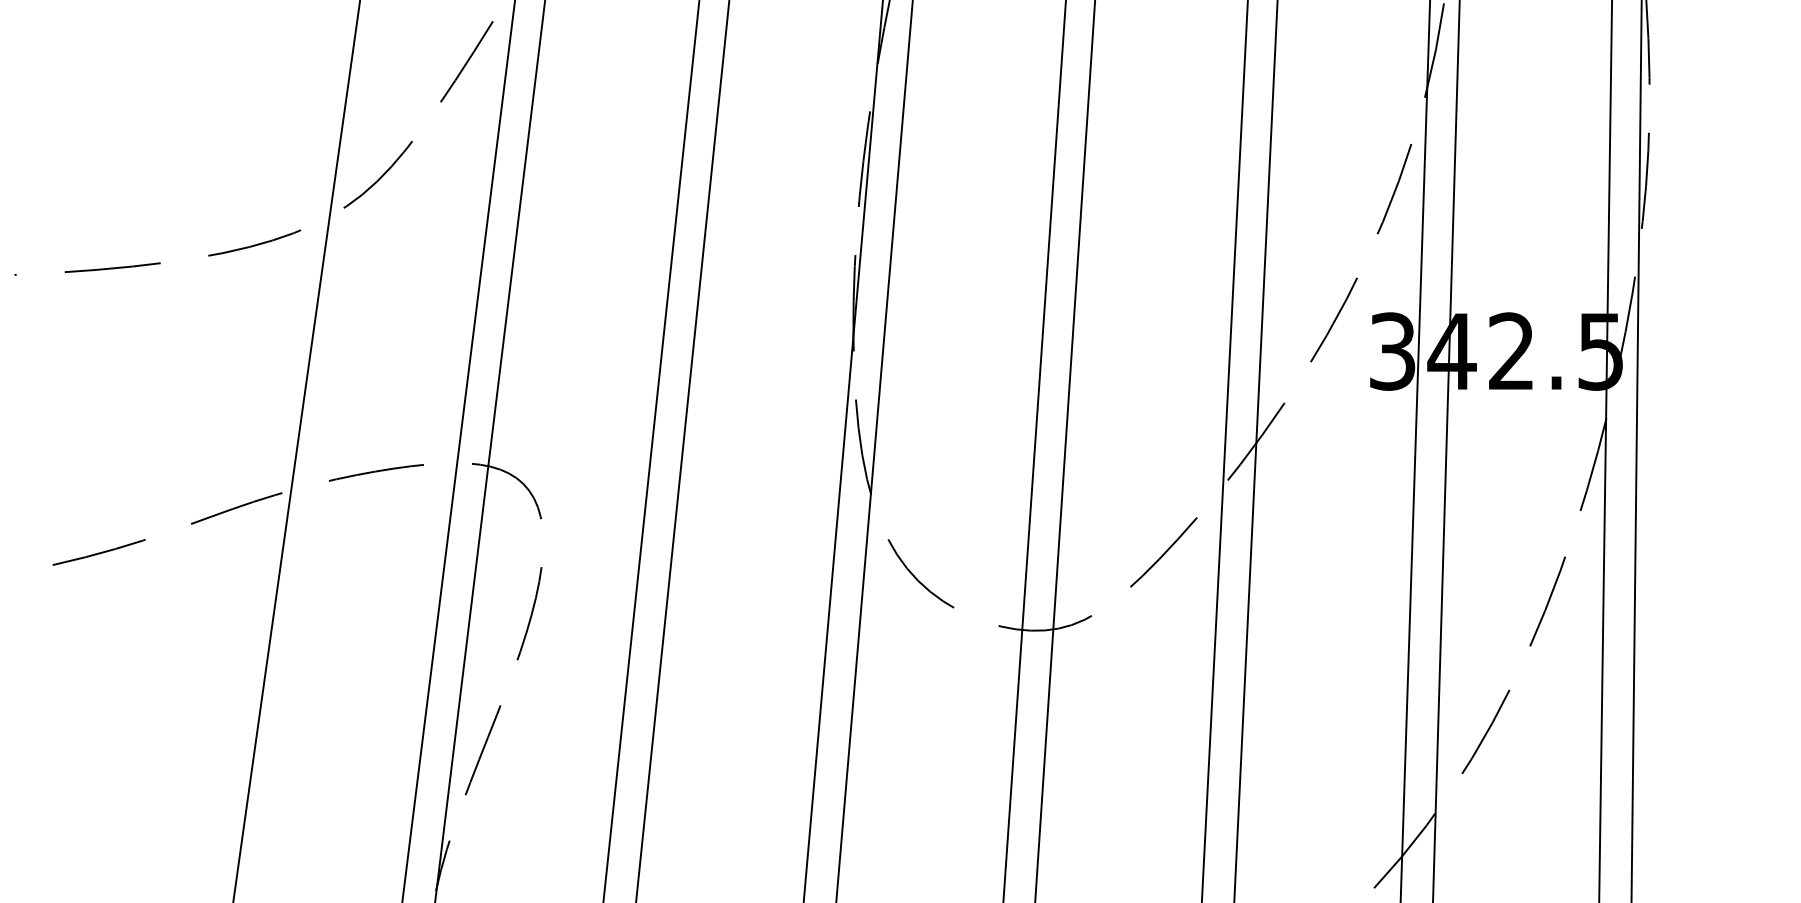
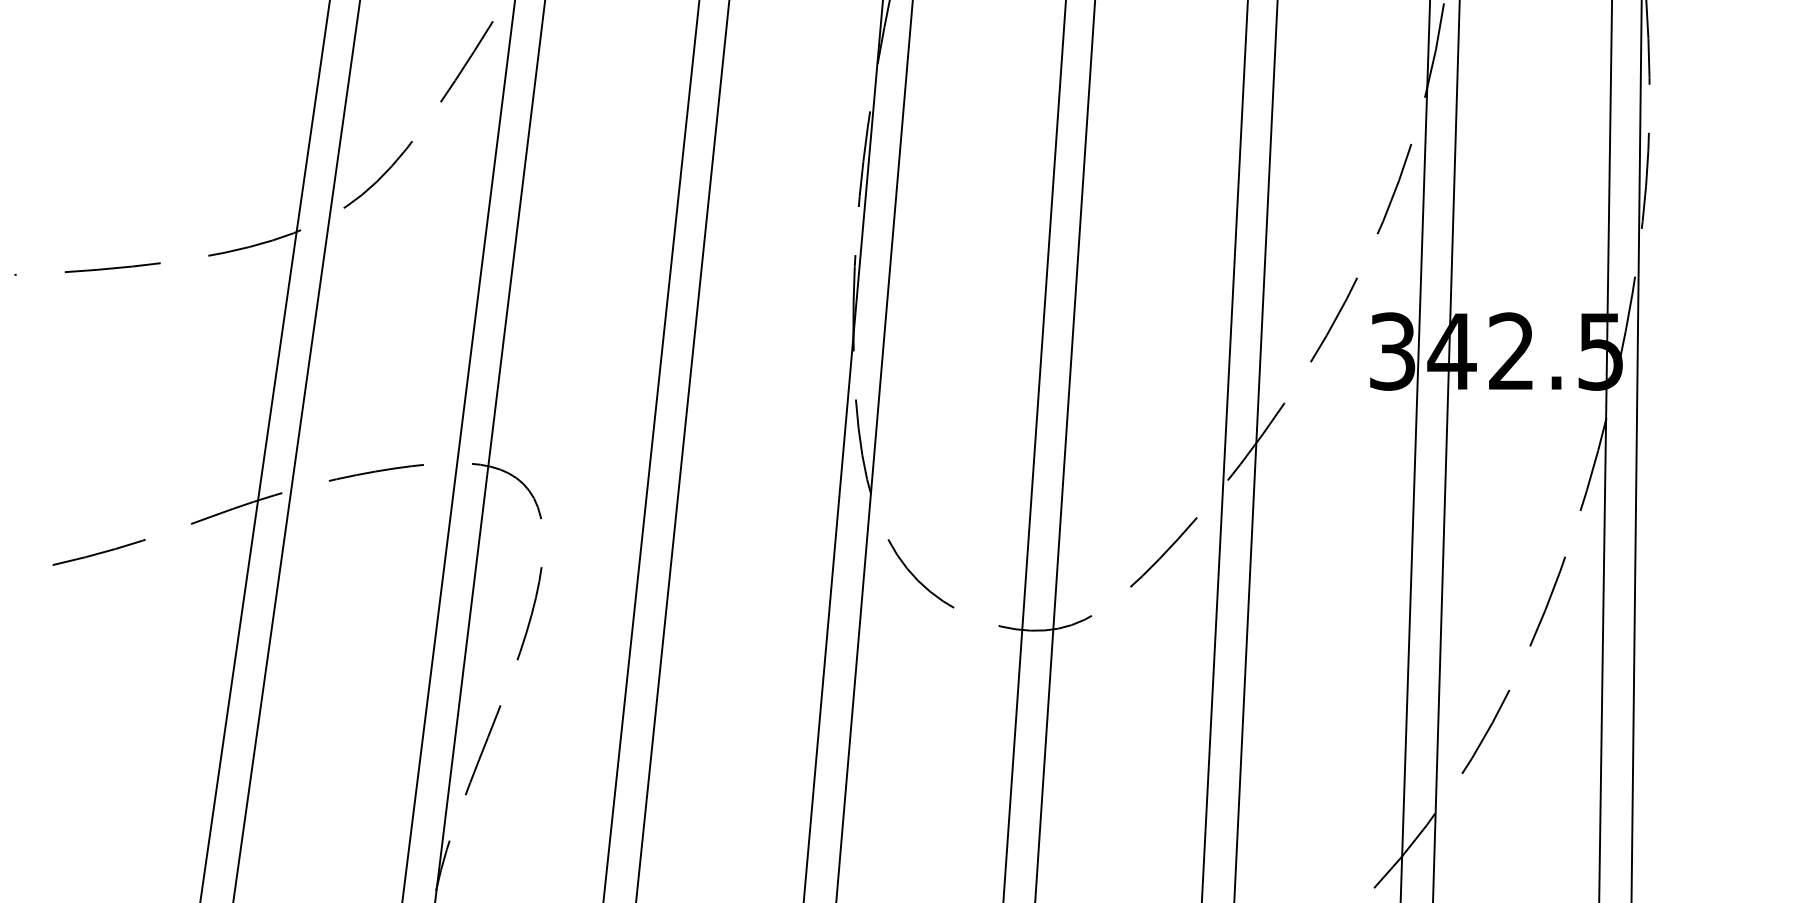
line: none -> present (264, 450)
